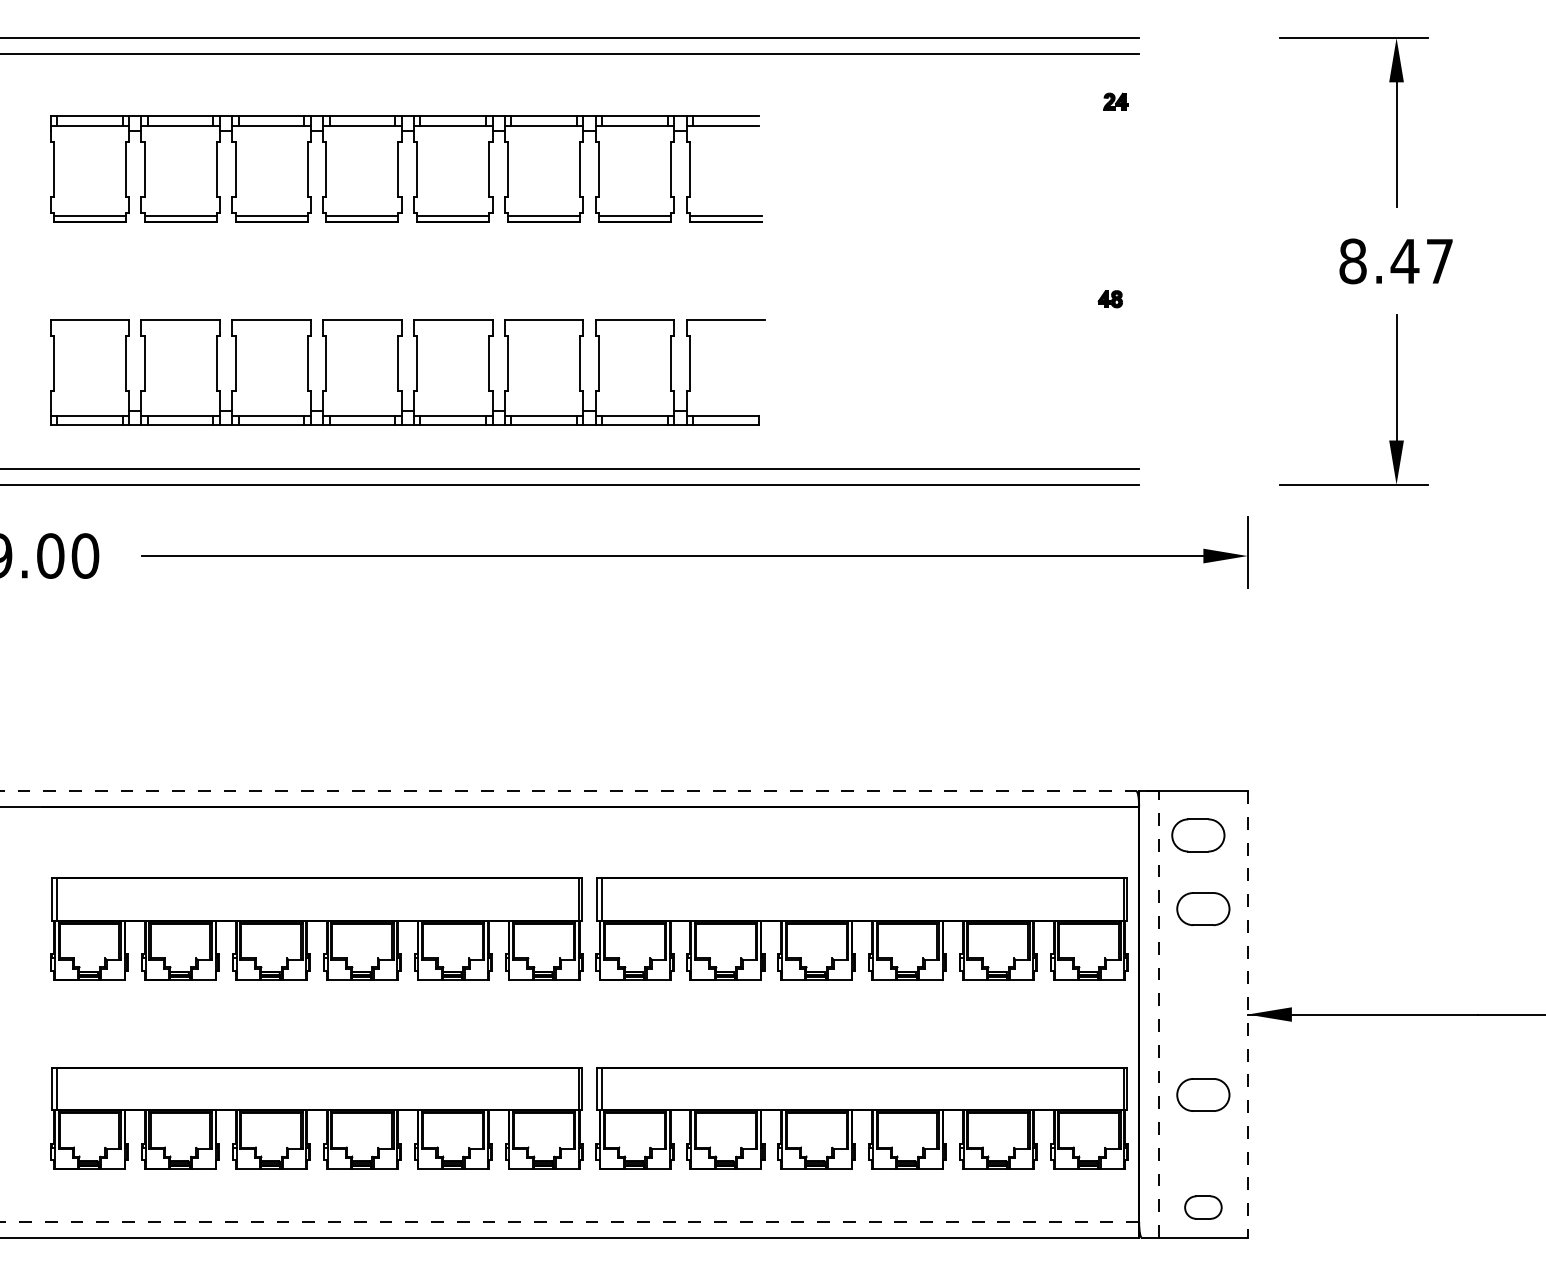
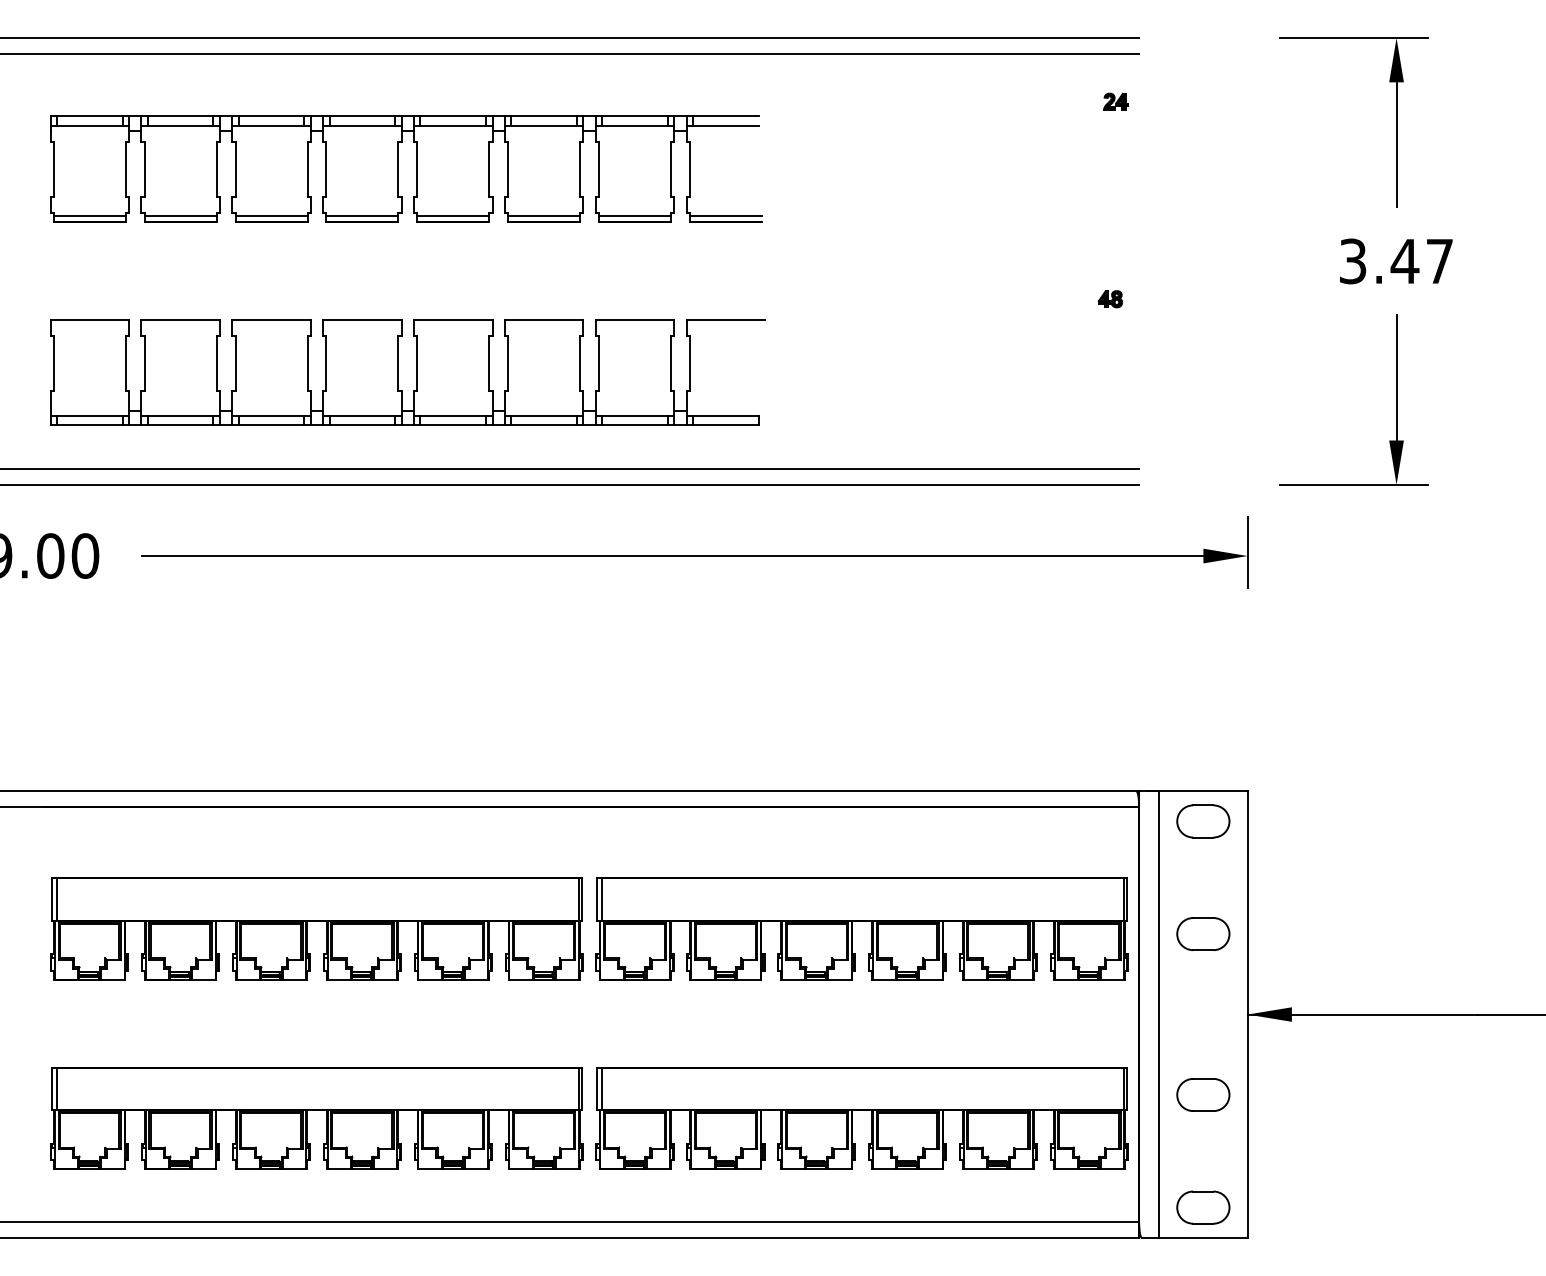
text: 8.47 -> 3.47 (1352, 261)
line: dashed -> solid (570, 791)
part position: (1198, 835) -> (1203, 821) (1203, 821)
part position: (1203, 909) -> (1203, 934) (1203, 934)
line: dashed -> solid (1159, 1014)
line: dashed -> solid (1247, 1015)
part size: 39x25 px -> 55x35 px (1203, 1207)
line: dashed -> solid (569, 1221)
